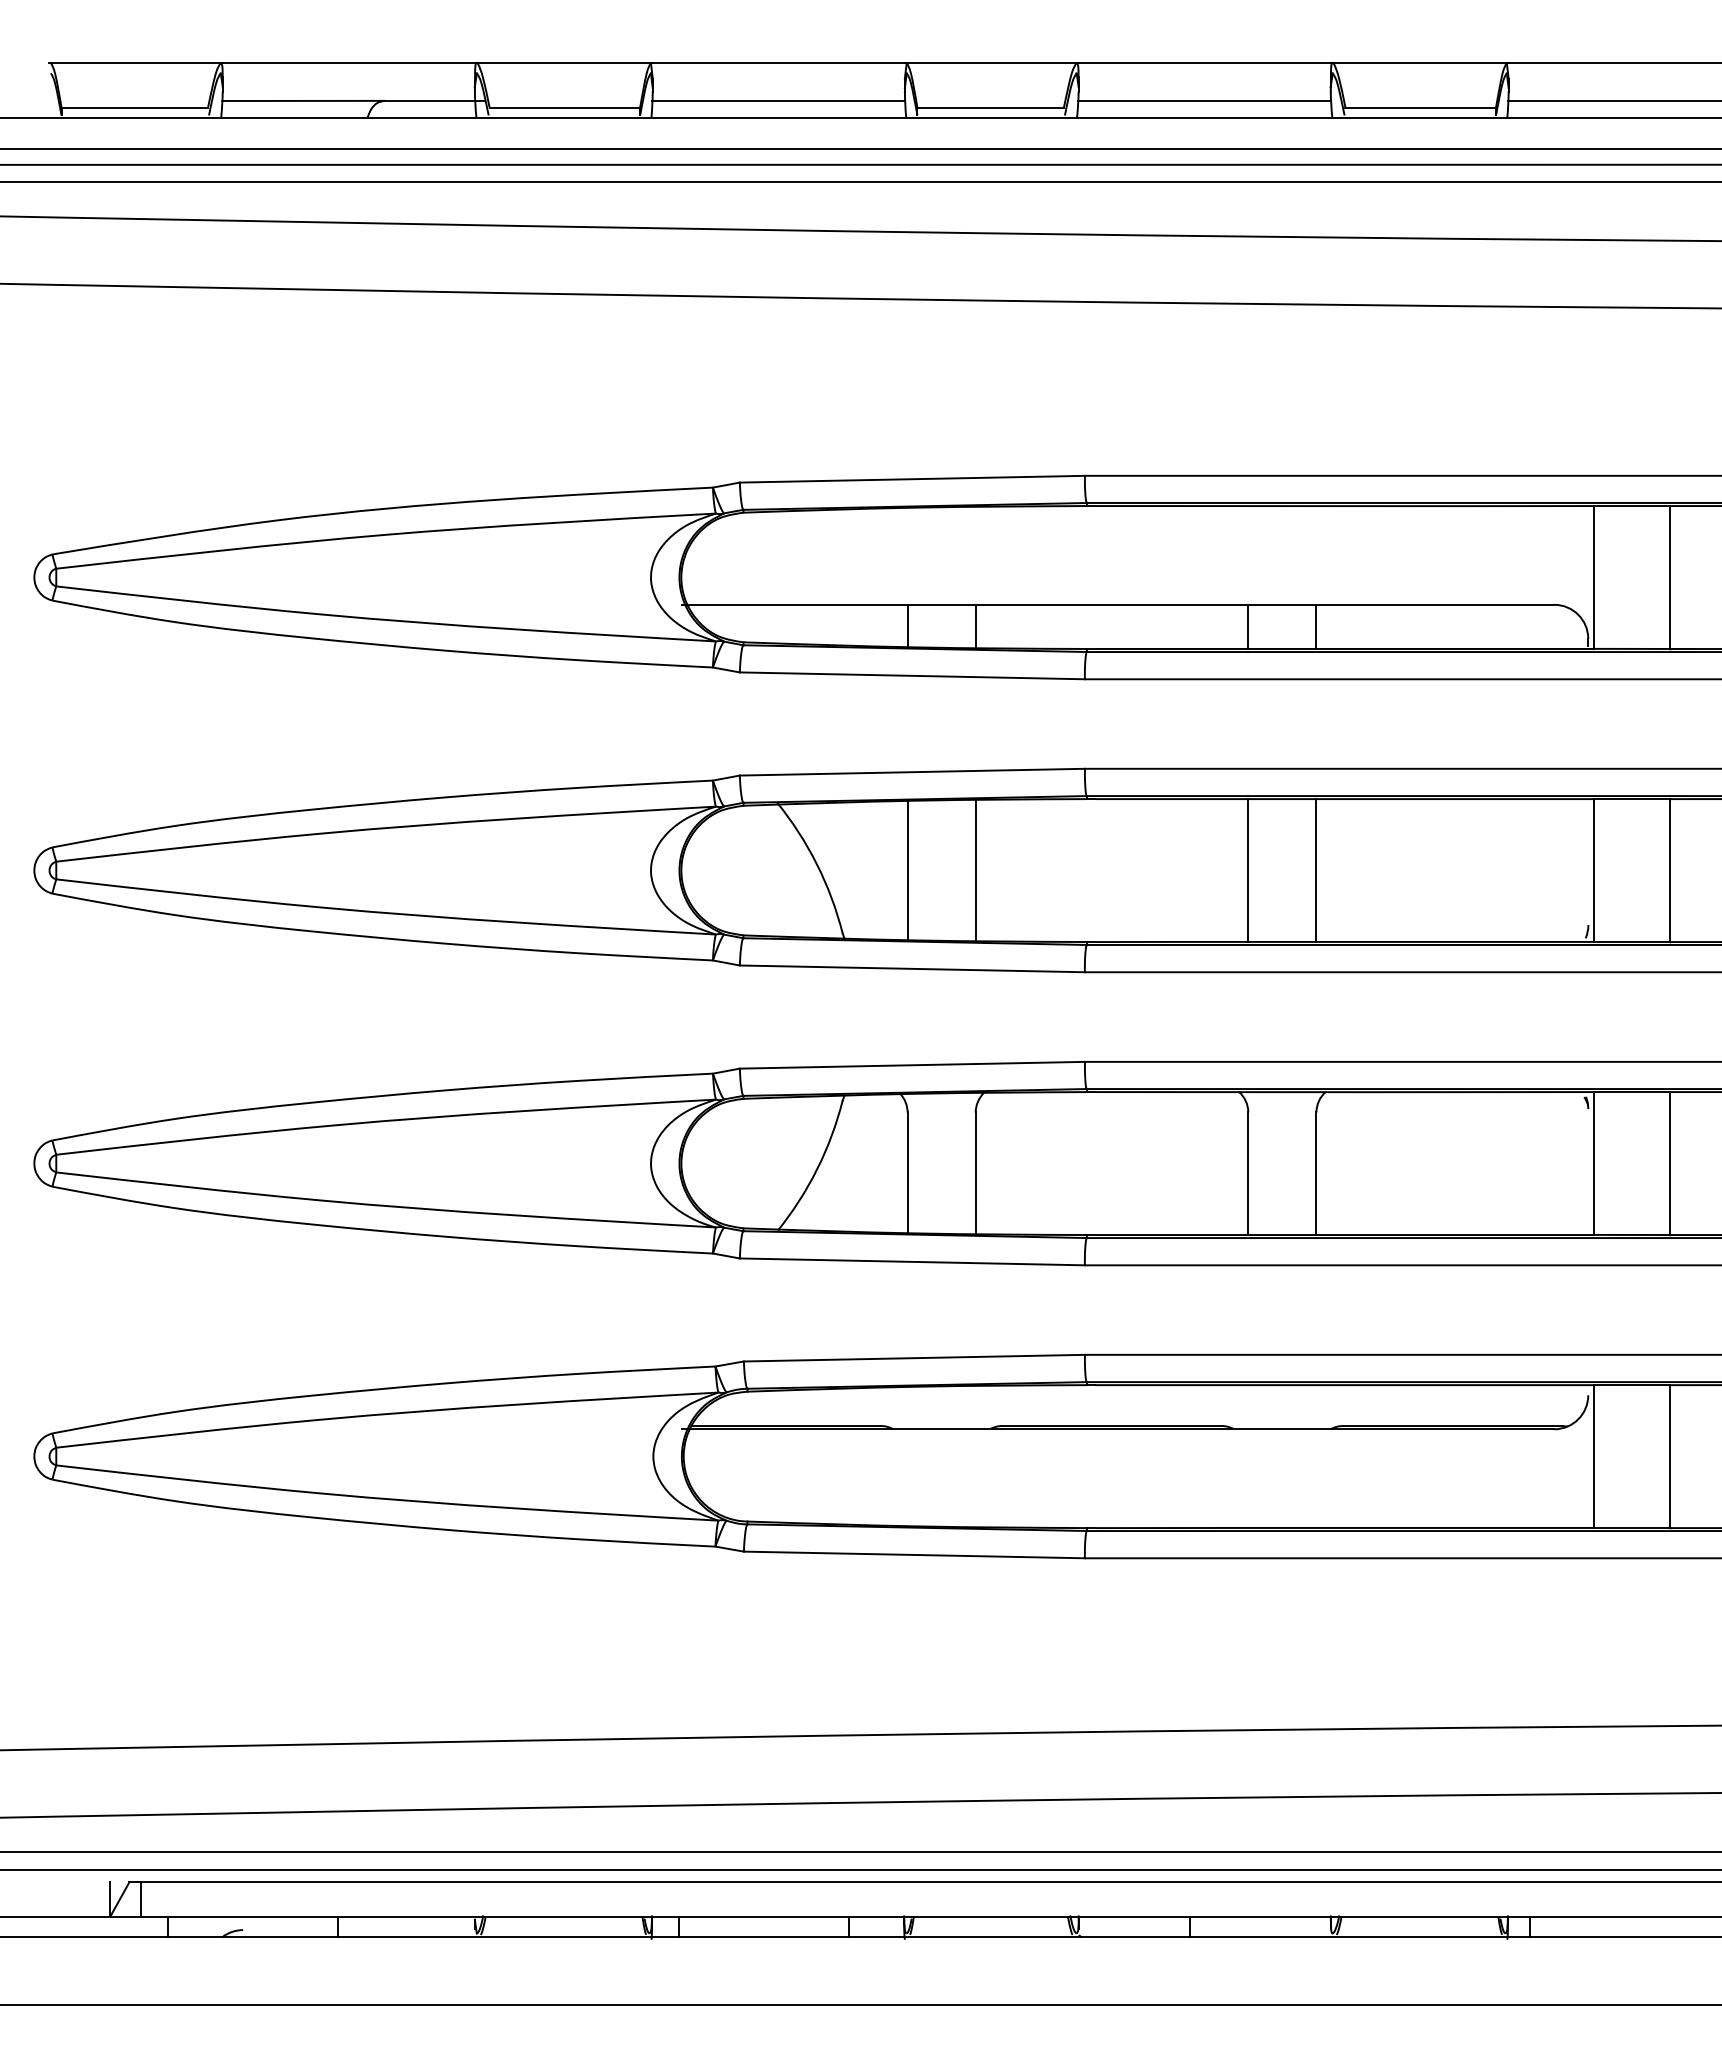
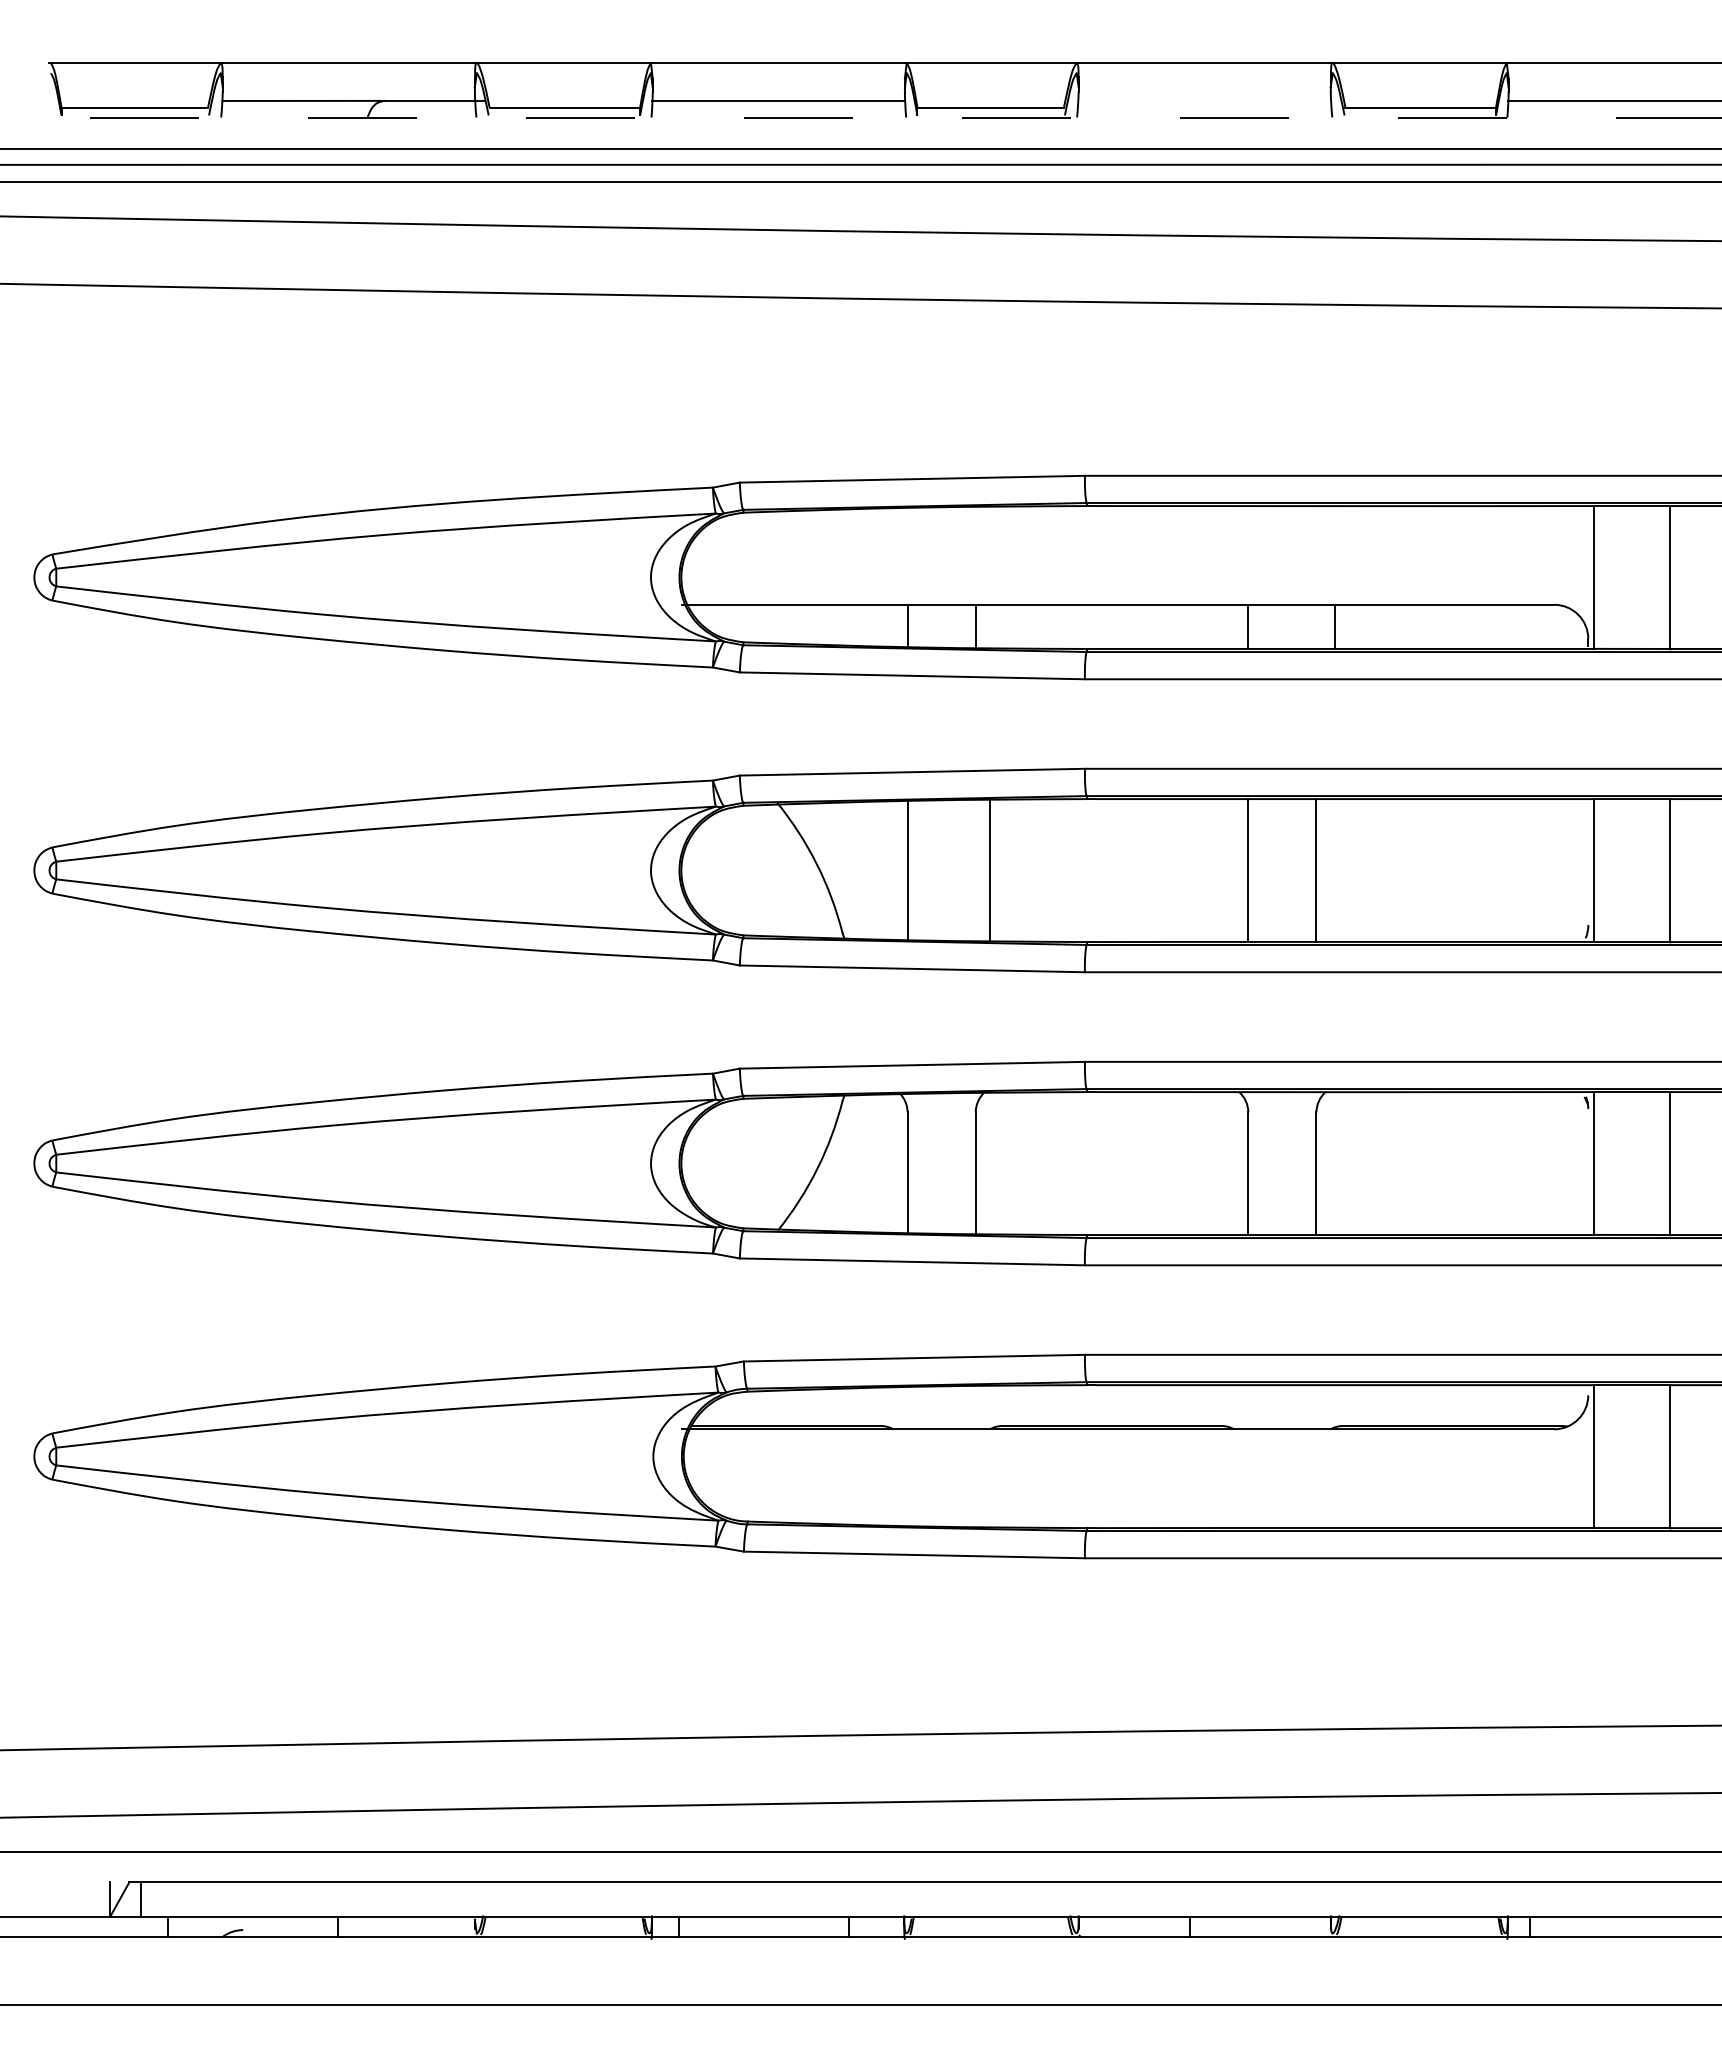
line: present -> none (1204, 101)
line: solid -> dashed (860, 117)
line position: (1316, 626) -> (1335, 626) (1335, 626)
line position: (975, 870) -> (989, 870) (989, 870)
line: present -> none (860, 1869)
